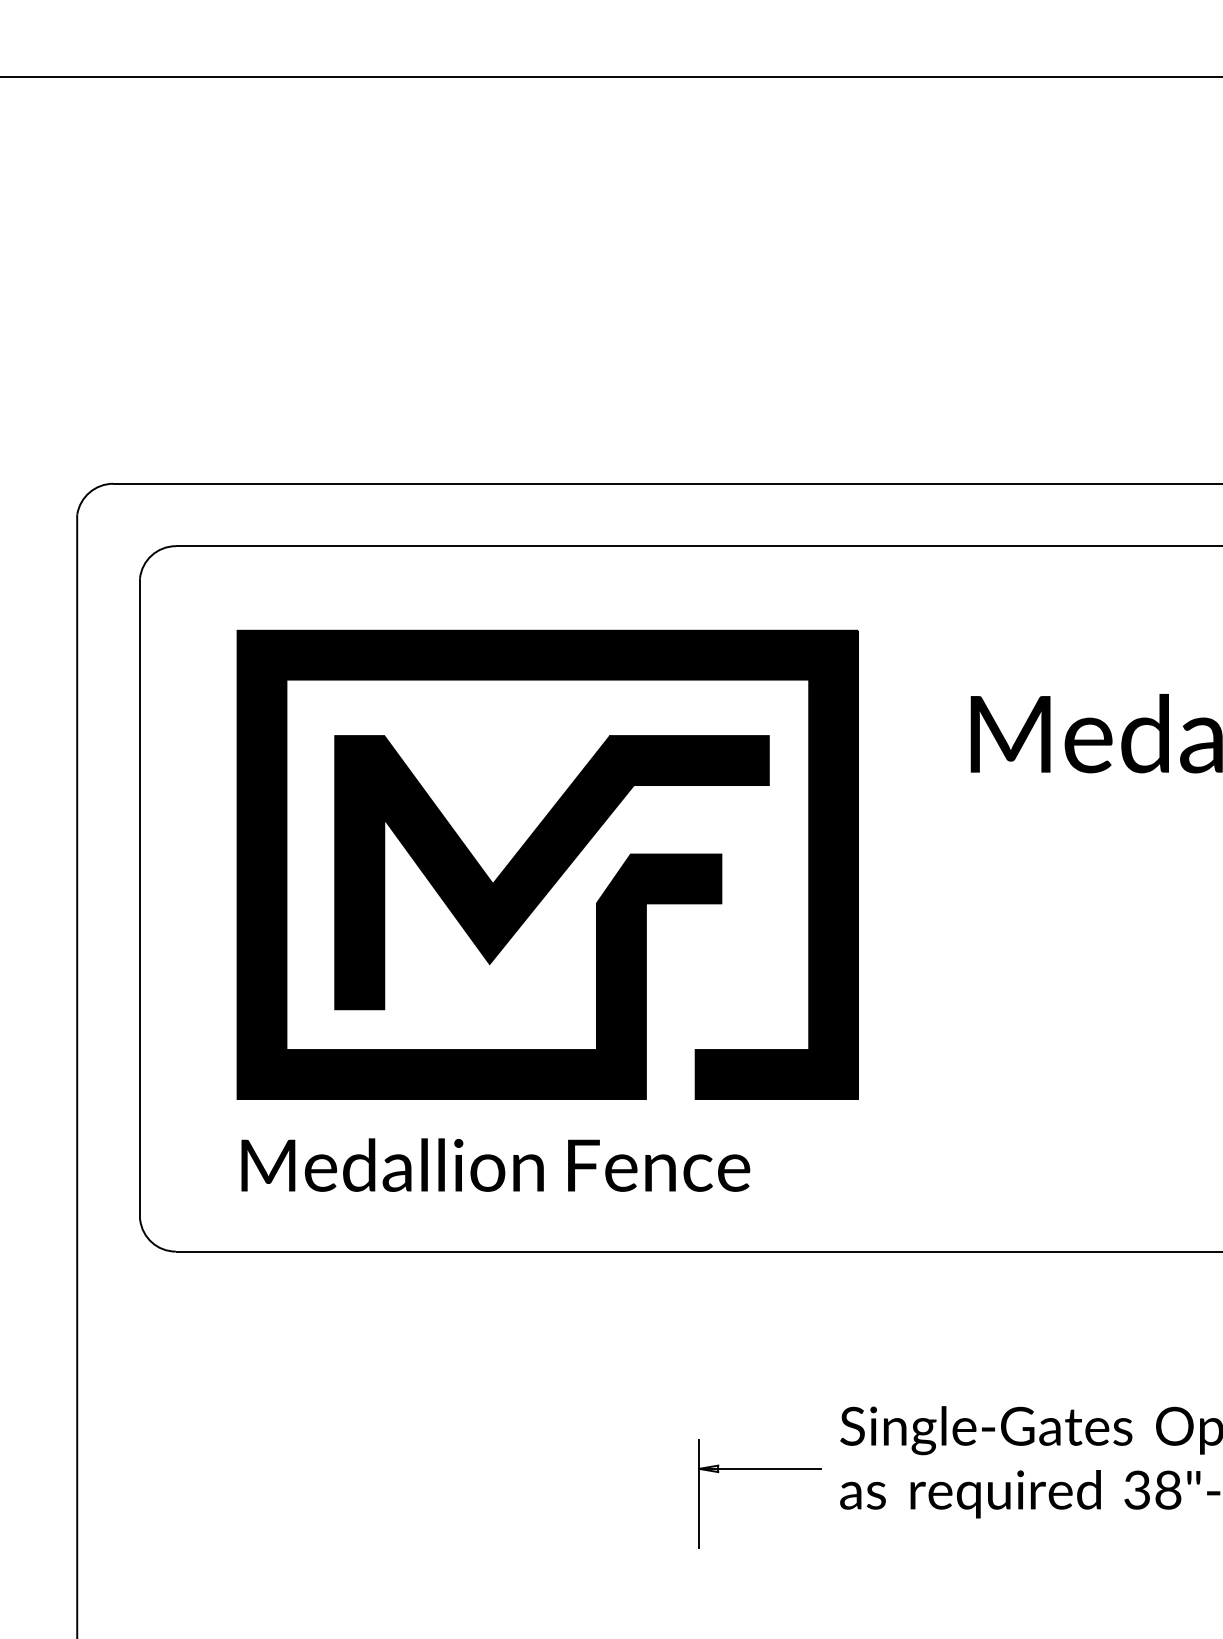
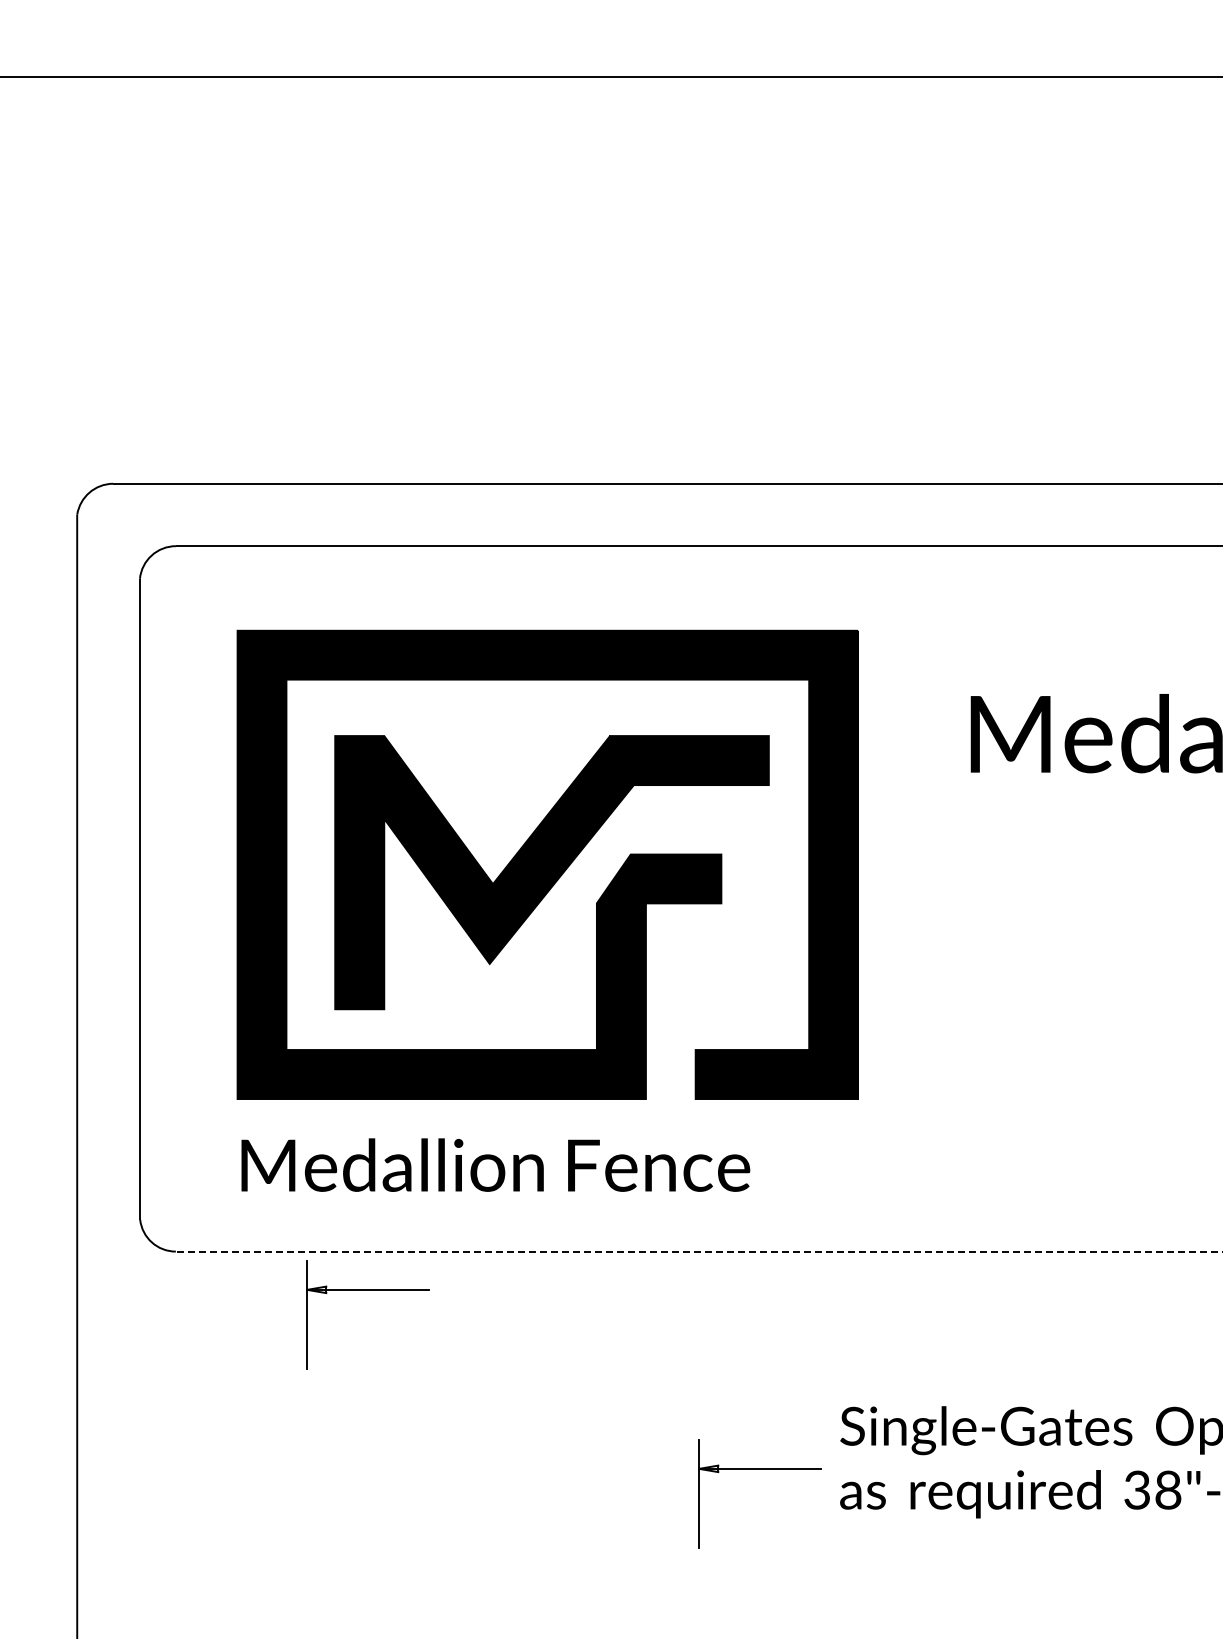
line: solid -> dashed (698, 1251)
part: none -> present (367, 1290)
